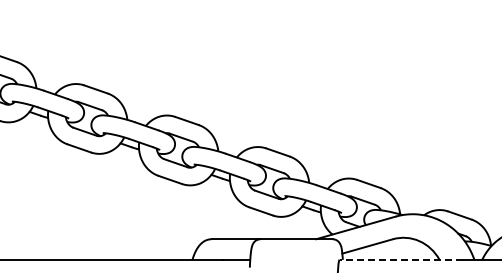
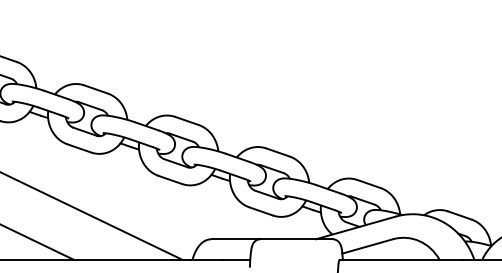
line: none -> present (92, 216)
line: none -> present (37, 242)
line: dashed -> solid (401, 259)
